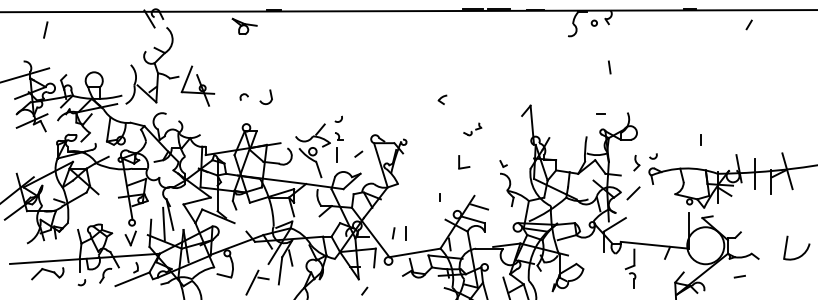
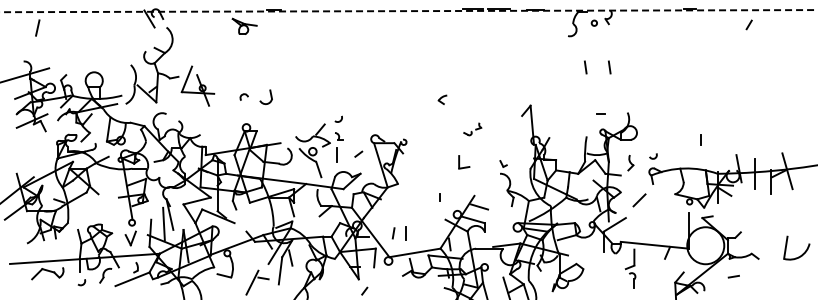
line: solid -> dashed (409, 11)
line position: (45, 29) -> (37, 27) (37, 27)
line: none -> present (585, 67)
part position: (636, 163) -> (630, 163) (630, 163)
line position: (633, 193) -> (639, 200) (639, 200)
line position: (739, 276) -> (733, 276) (733, 276)
